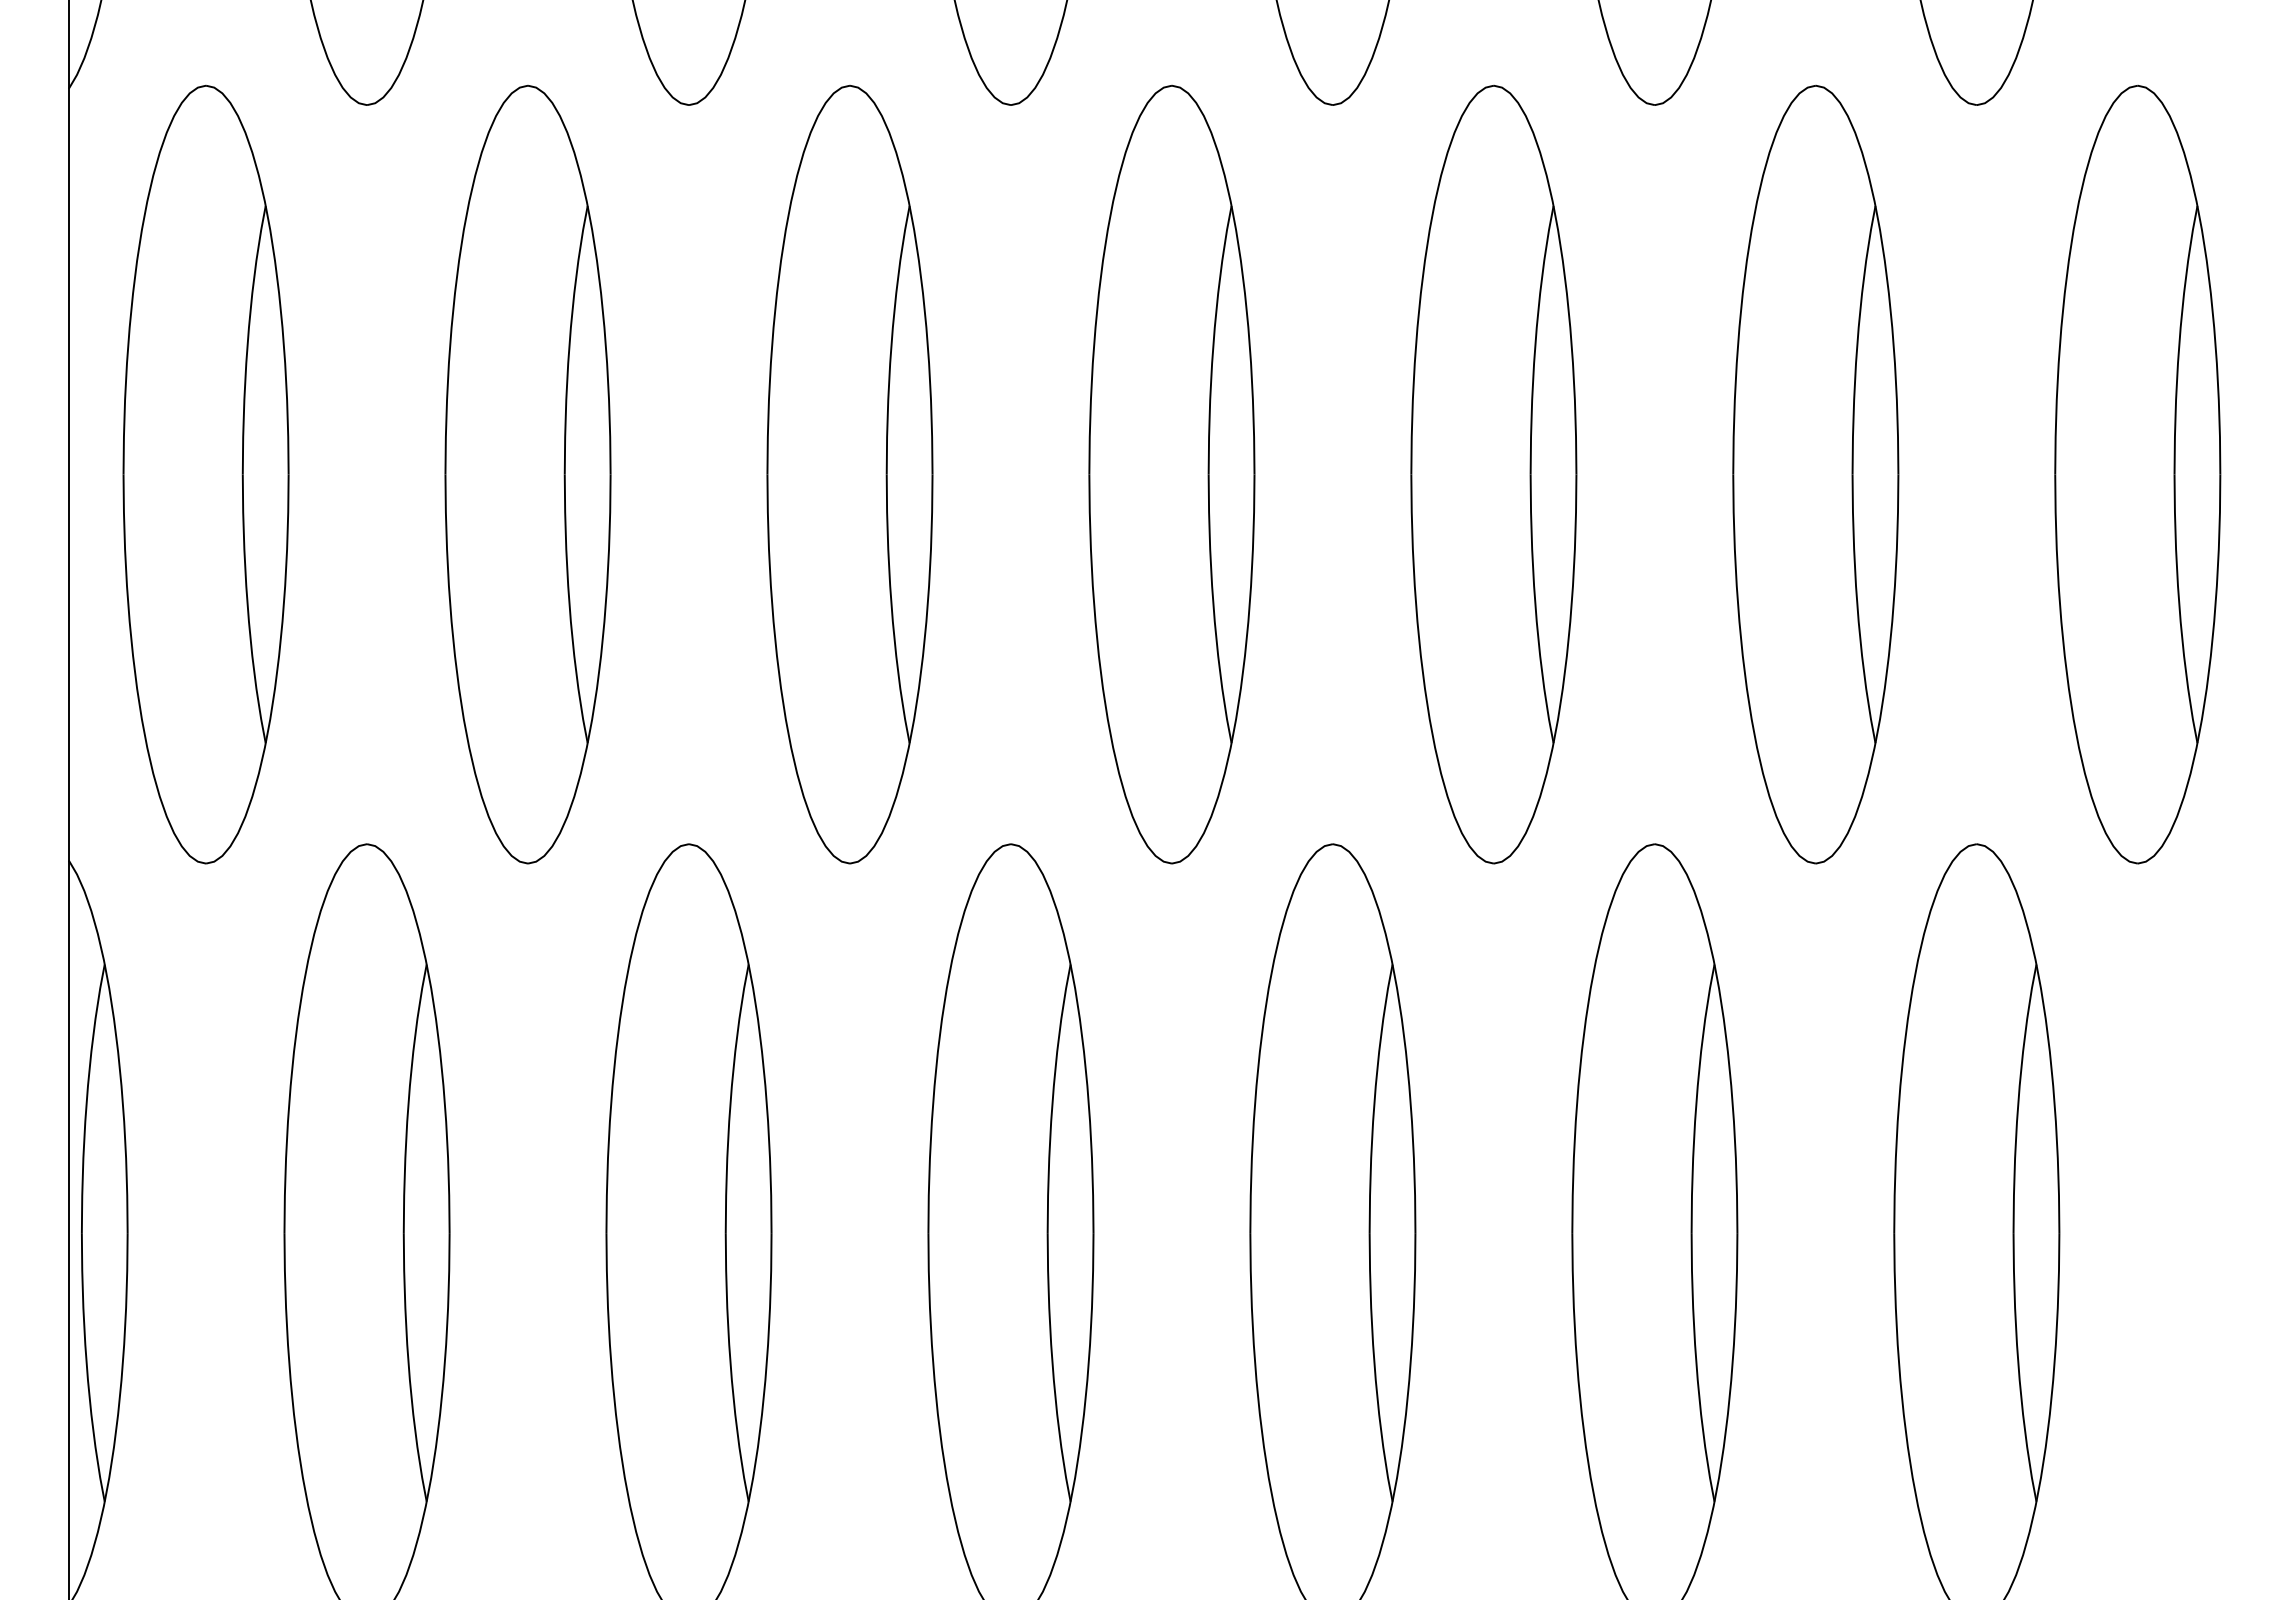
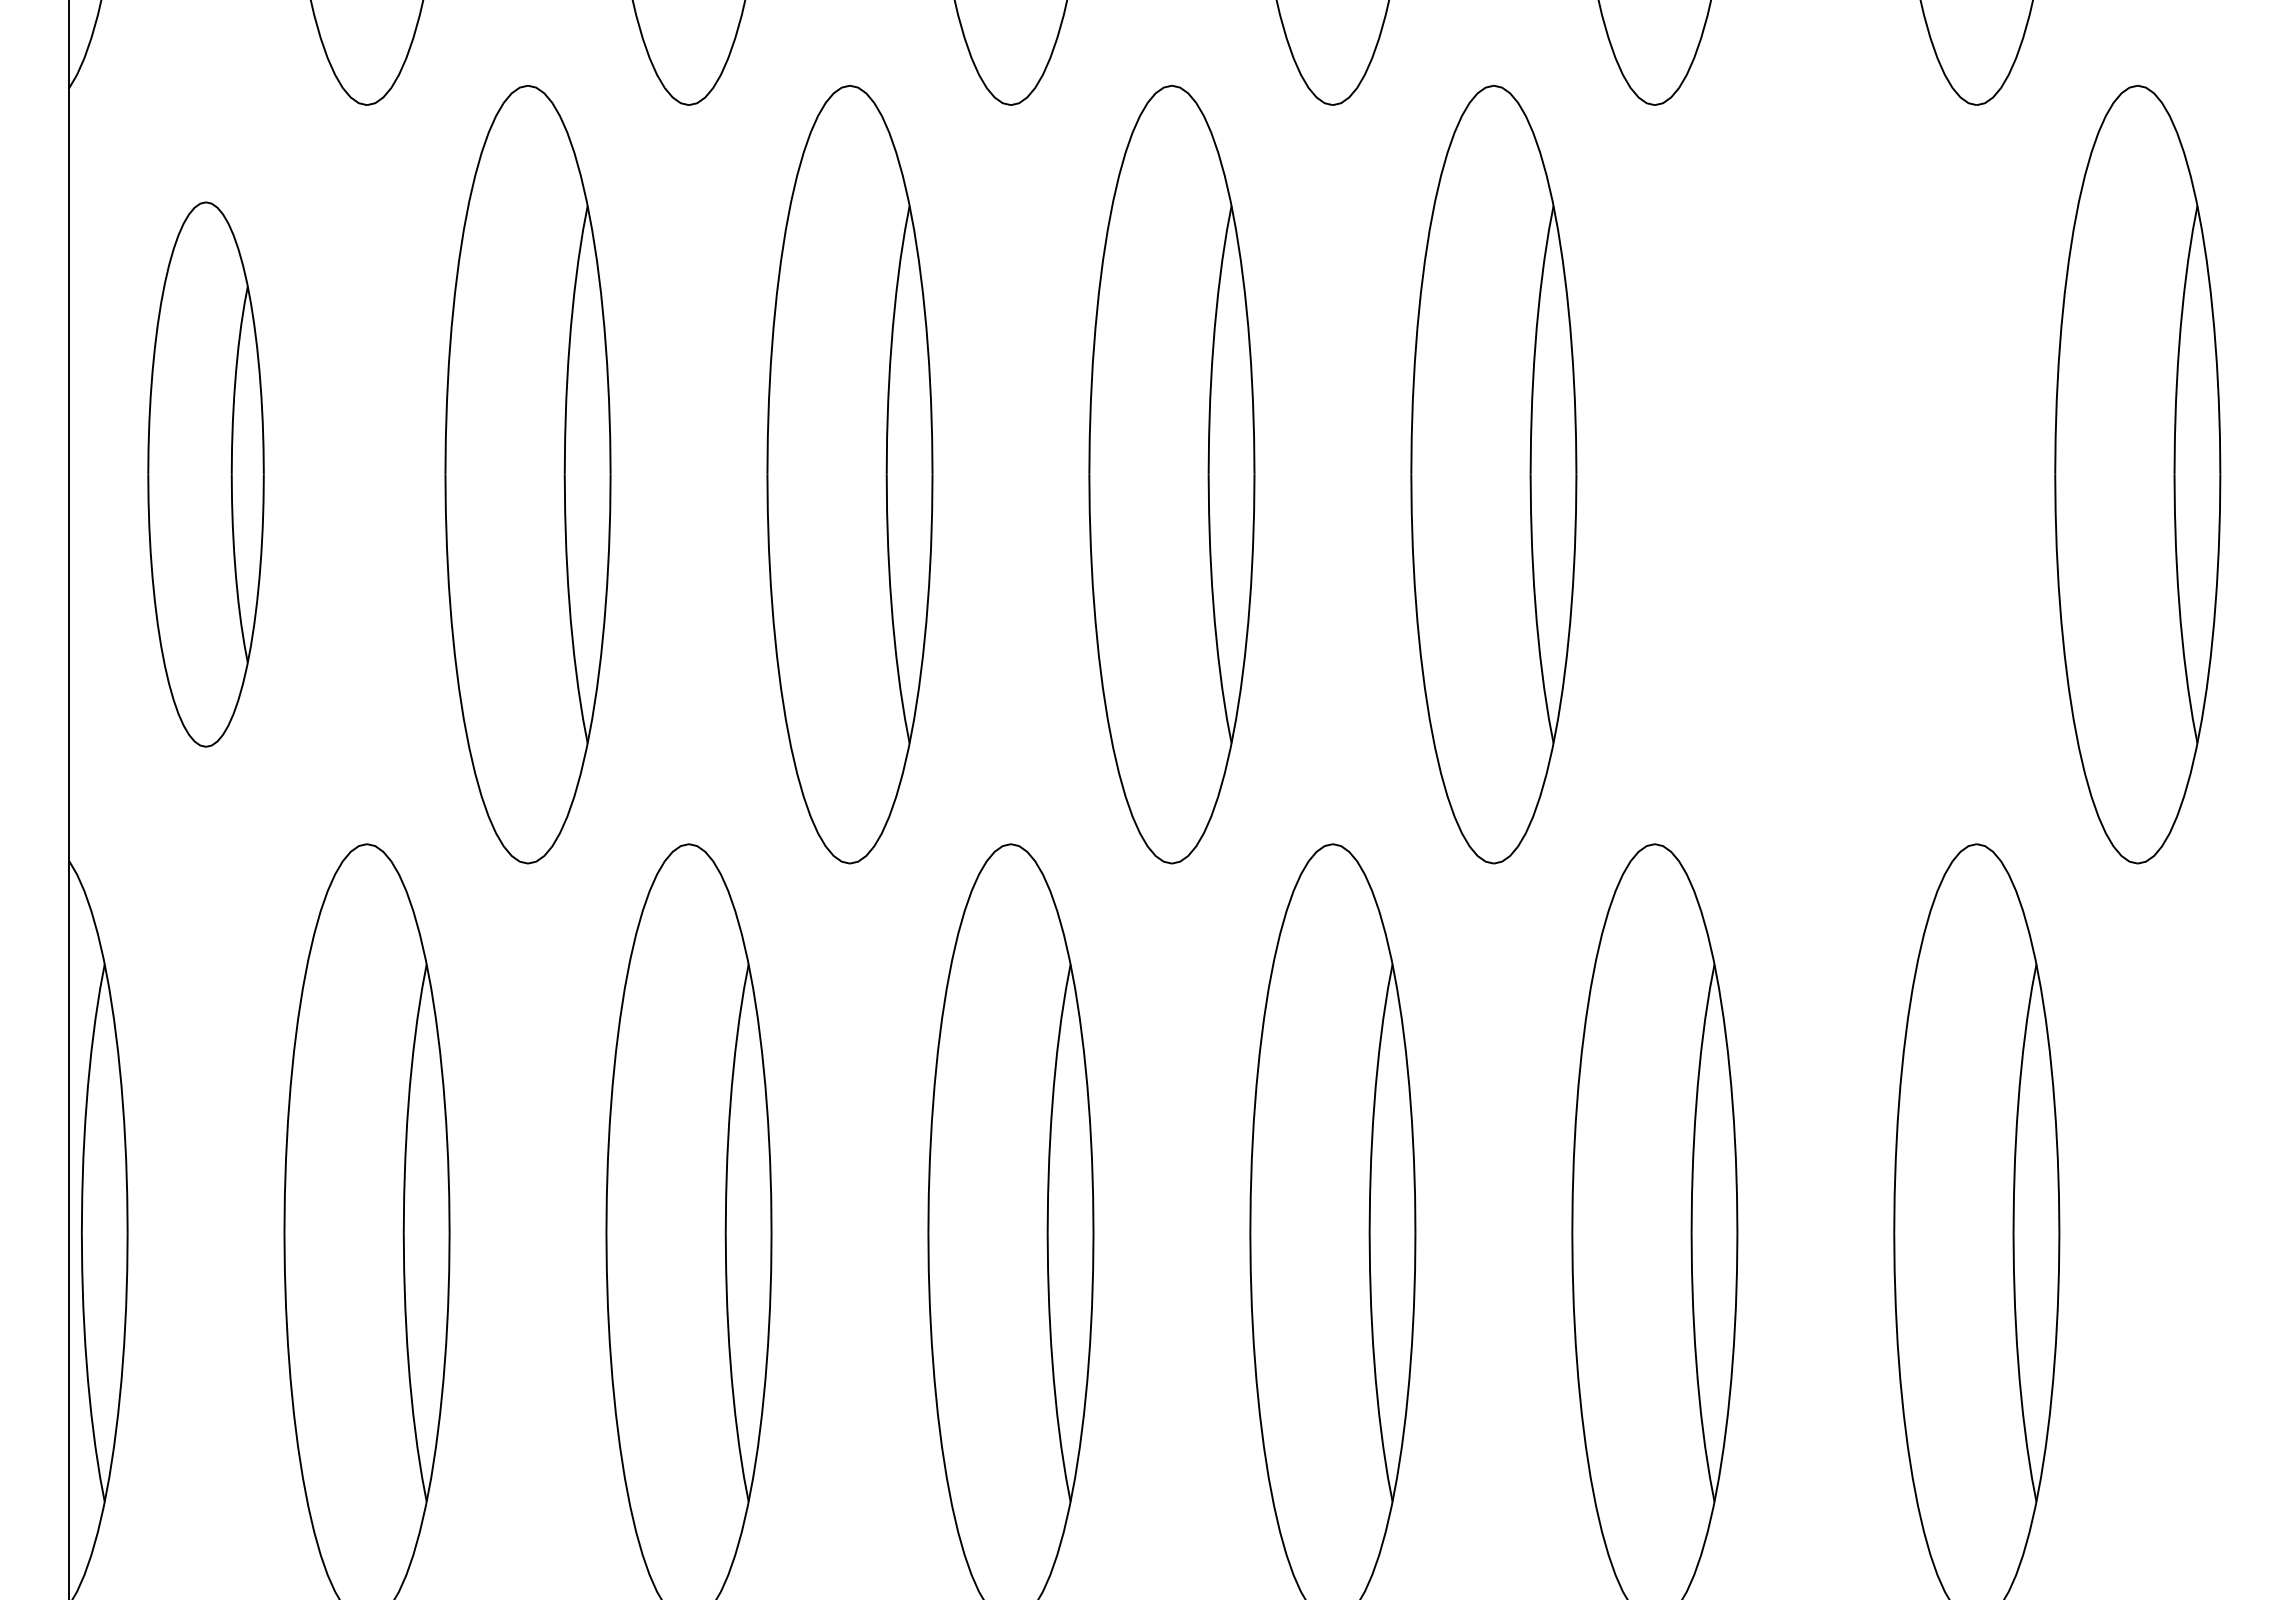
part size: 168x781 px -> 118x547 px (205, 474)
part: present -> none (1815, 474)
